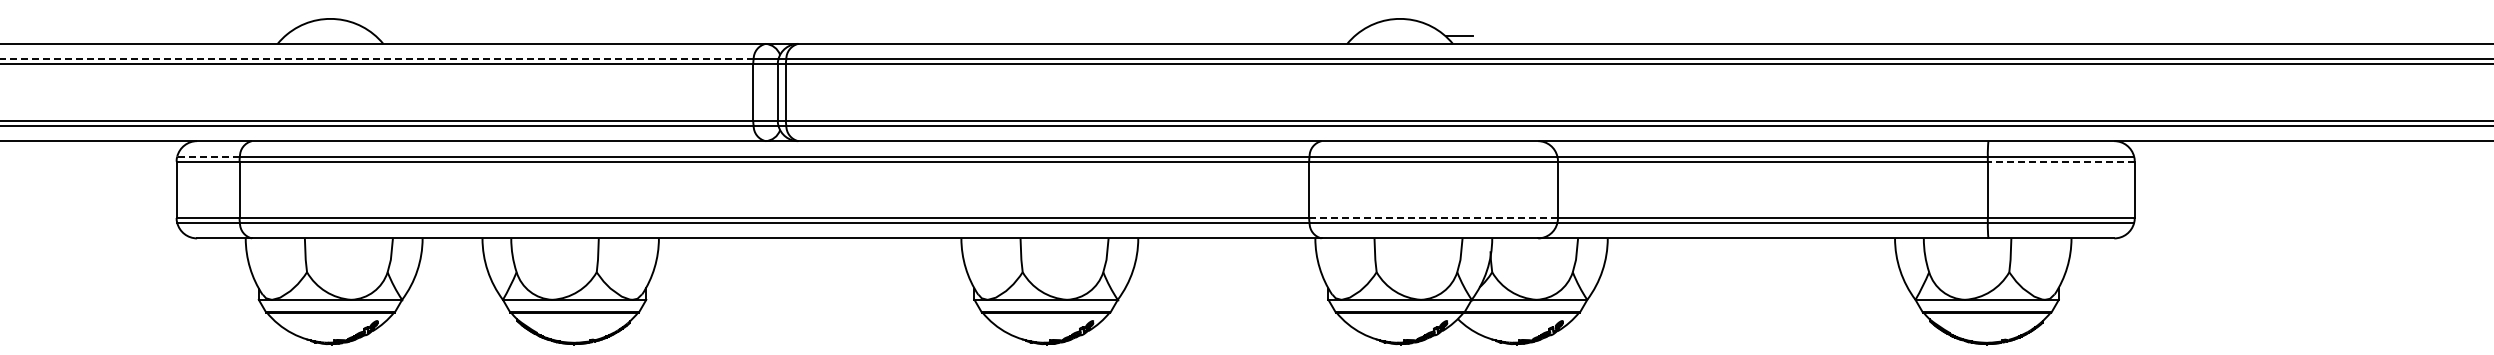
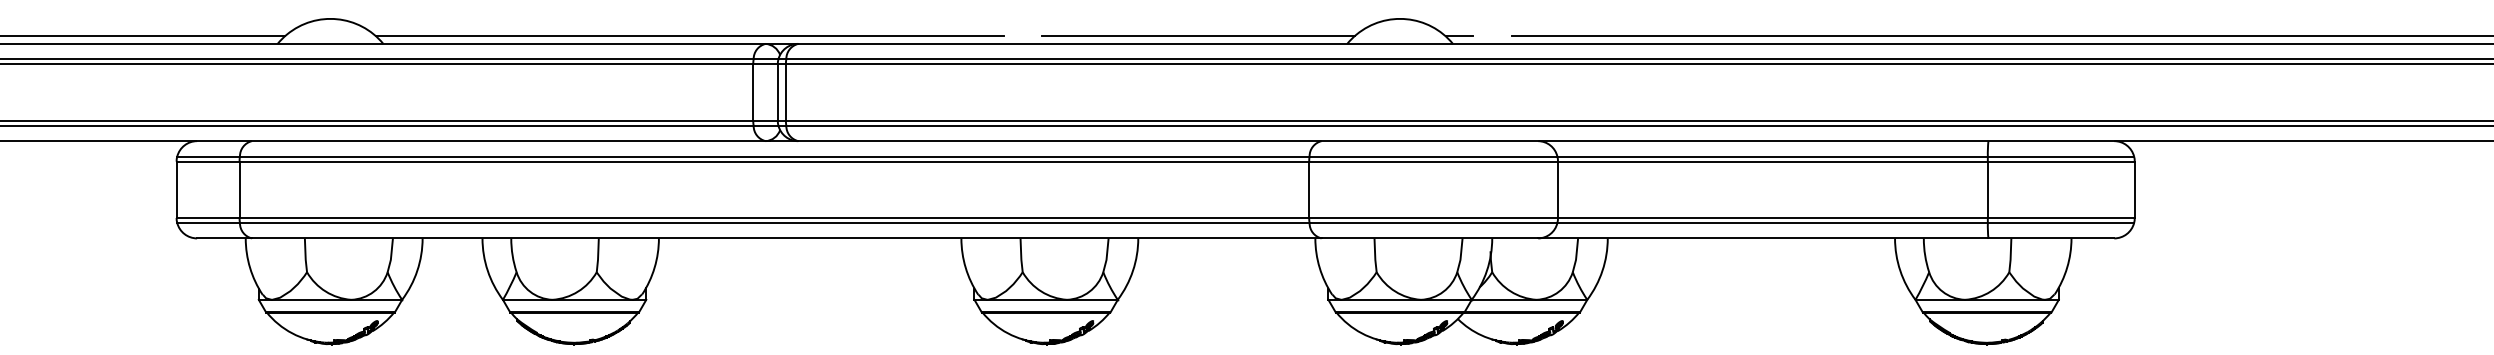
line: none -> present (143, 36)
line: none -> present (689, 36)
line: none -> present (1198, 36)
line: none -> present (2000, 36)
line: dashed -> solid (376, 59)
line: dashed -> solid (208, 156)
line: dashed -> solid (2060, 161)
line: dashed -> solid (1434, 217)
